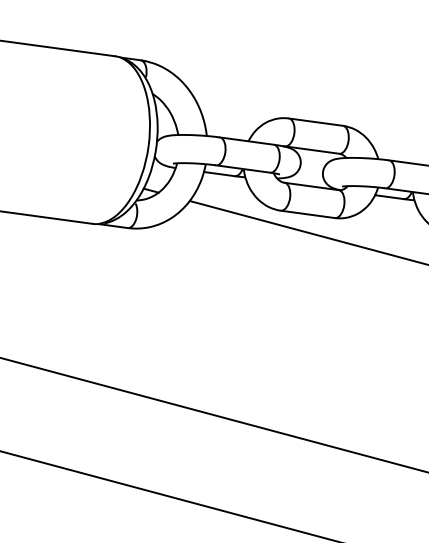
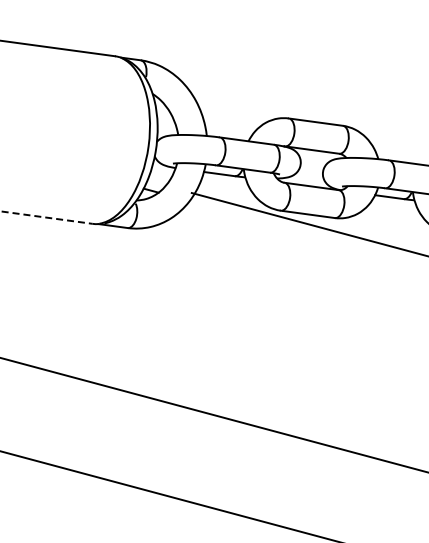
line: solid -> dashed (46, 217)
line position: (307, 232) -> (308, 224) (308, 224)
